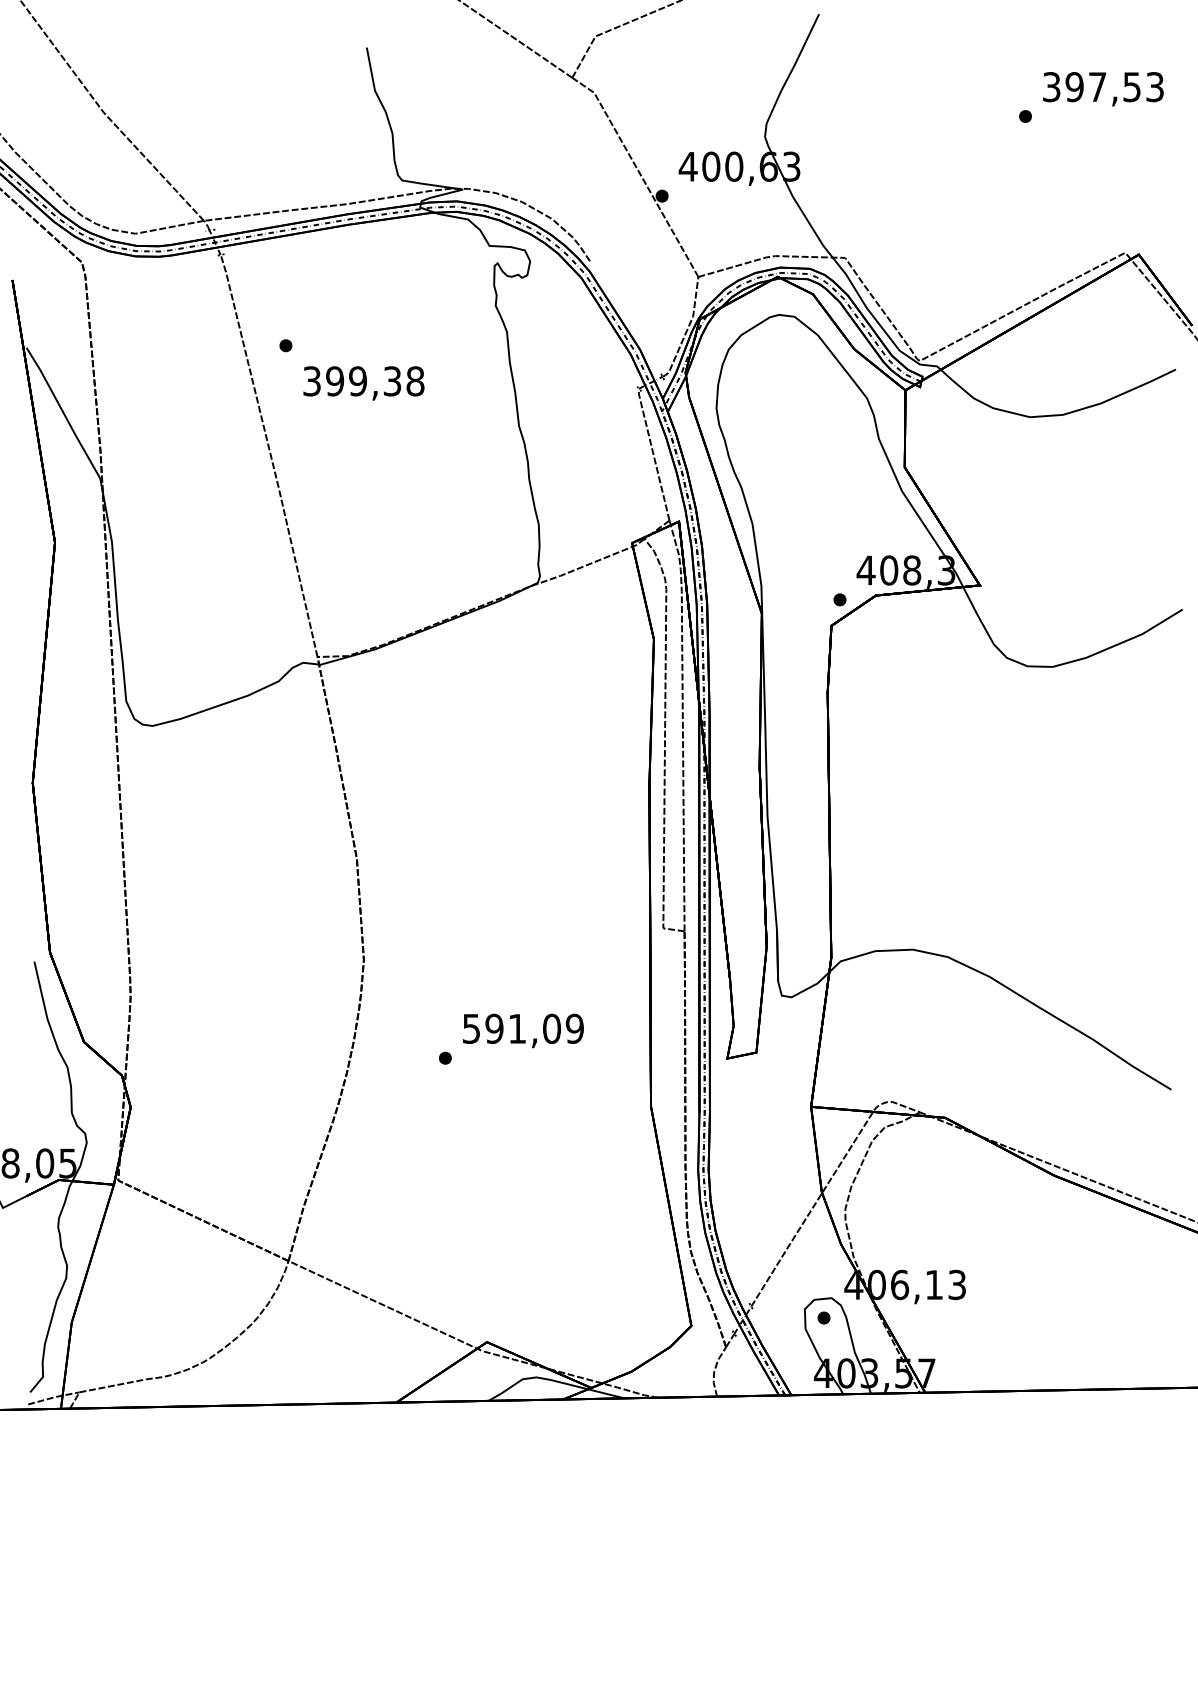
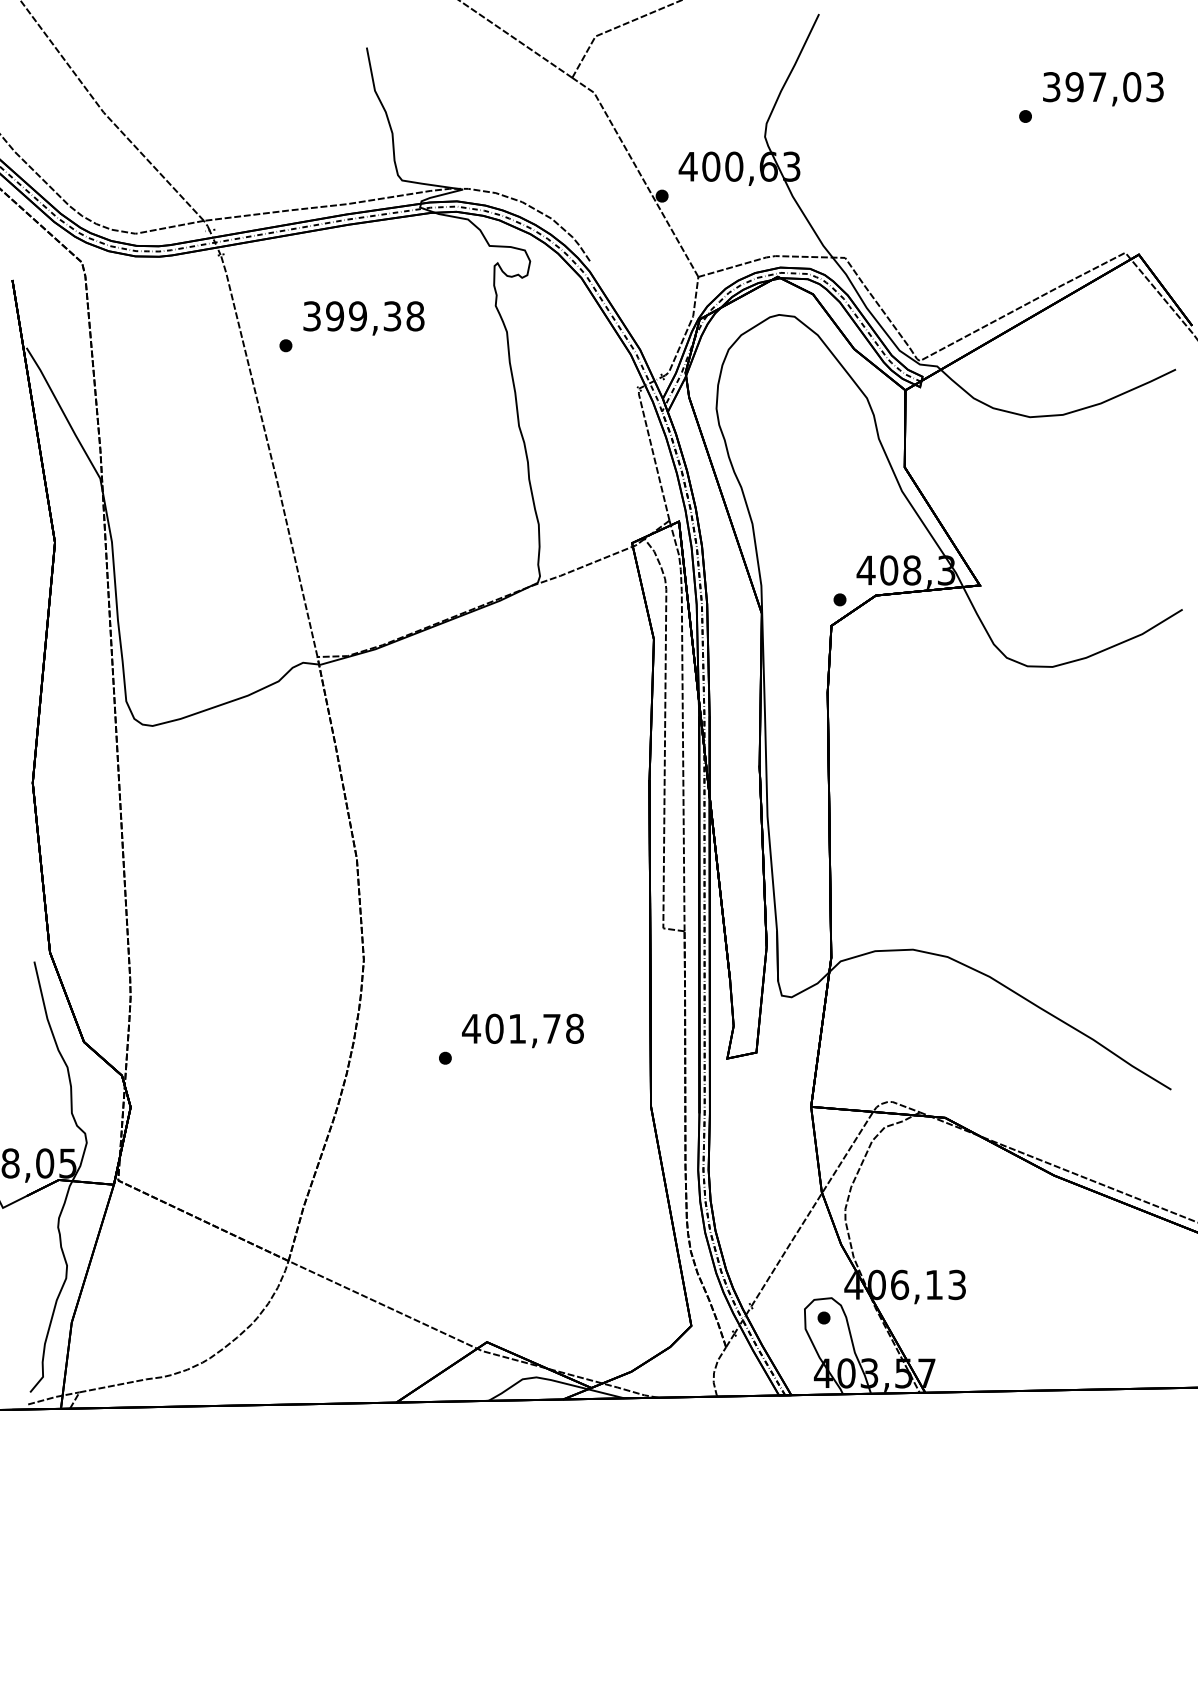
text: 397,53 -> 397,03 (1132, 87)
text position: (363, 383) -> (363, 318) (363, 318)
text: 591,09 -> 401,78 (522, 1028)
